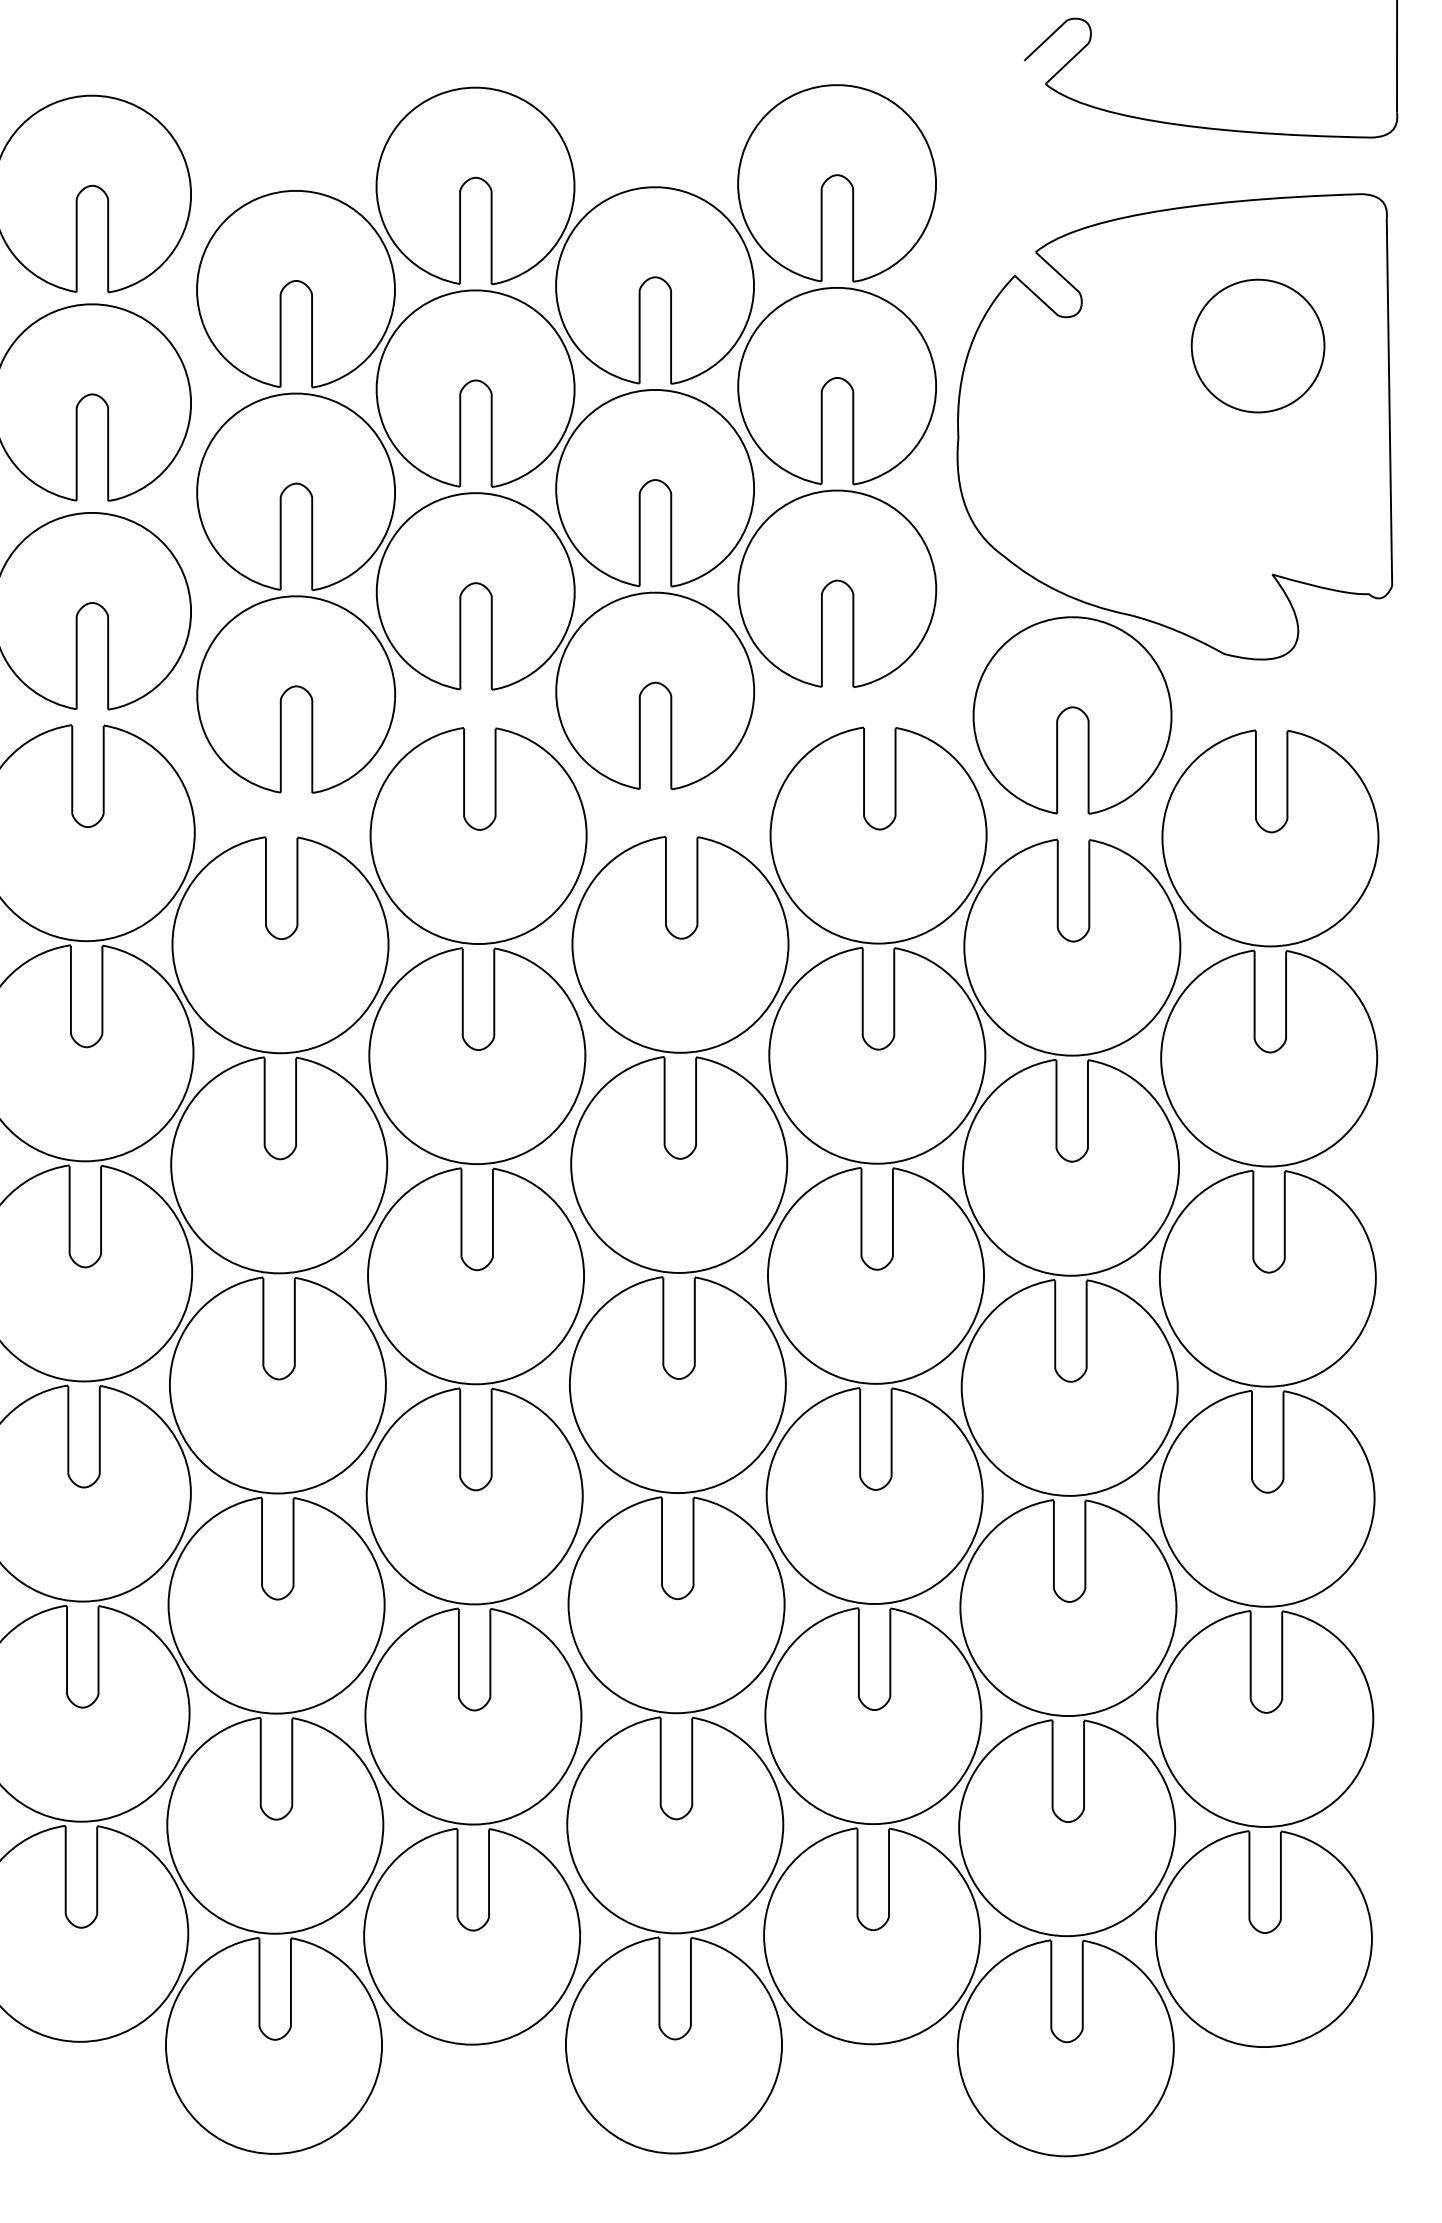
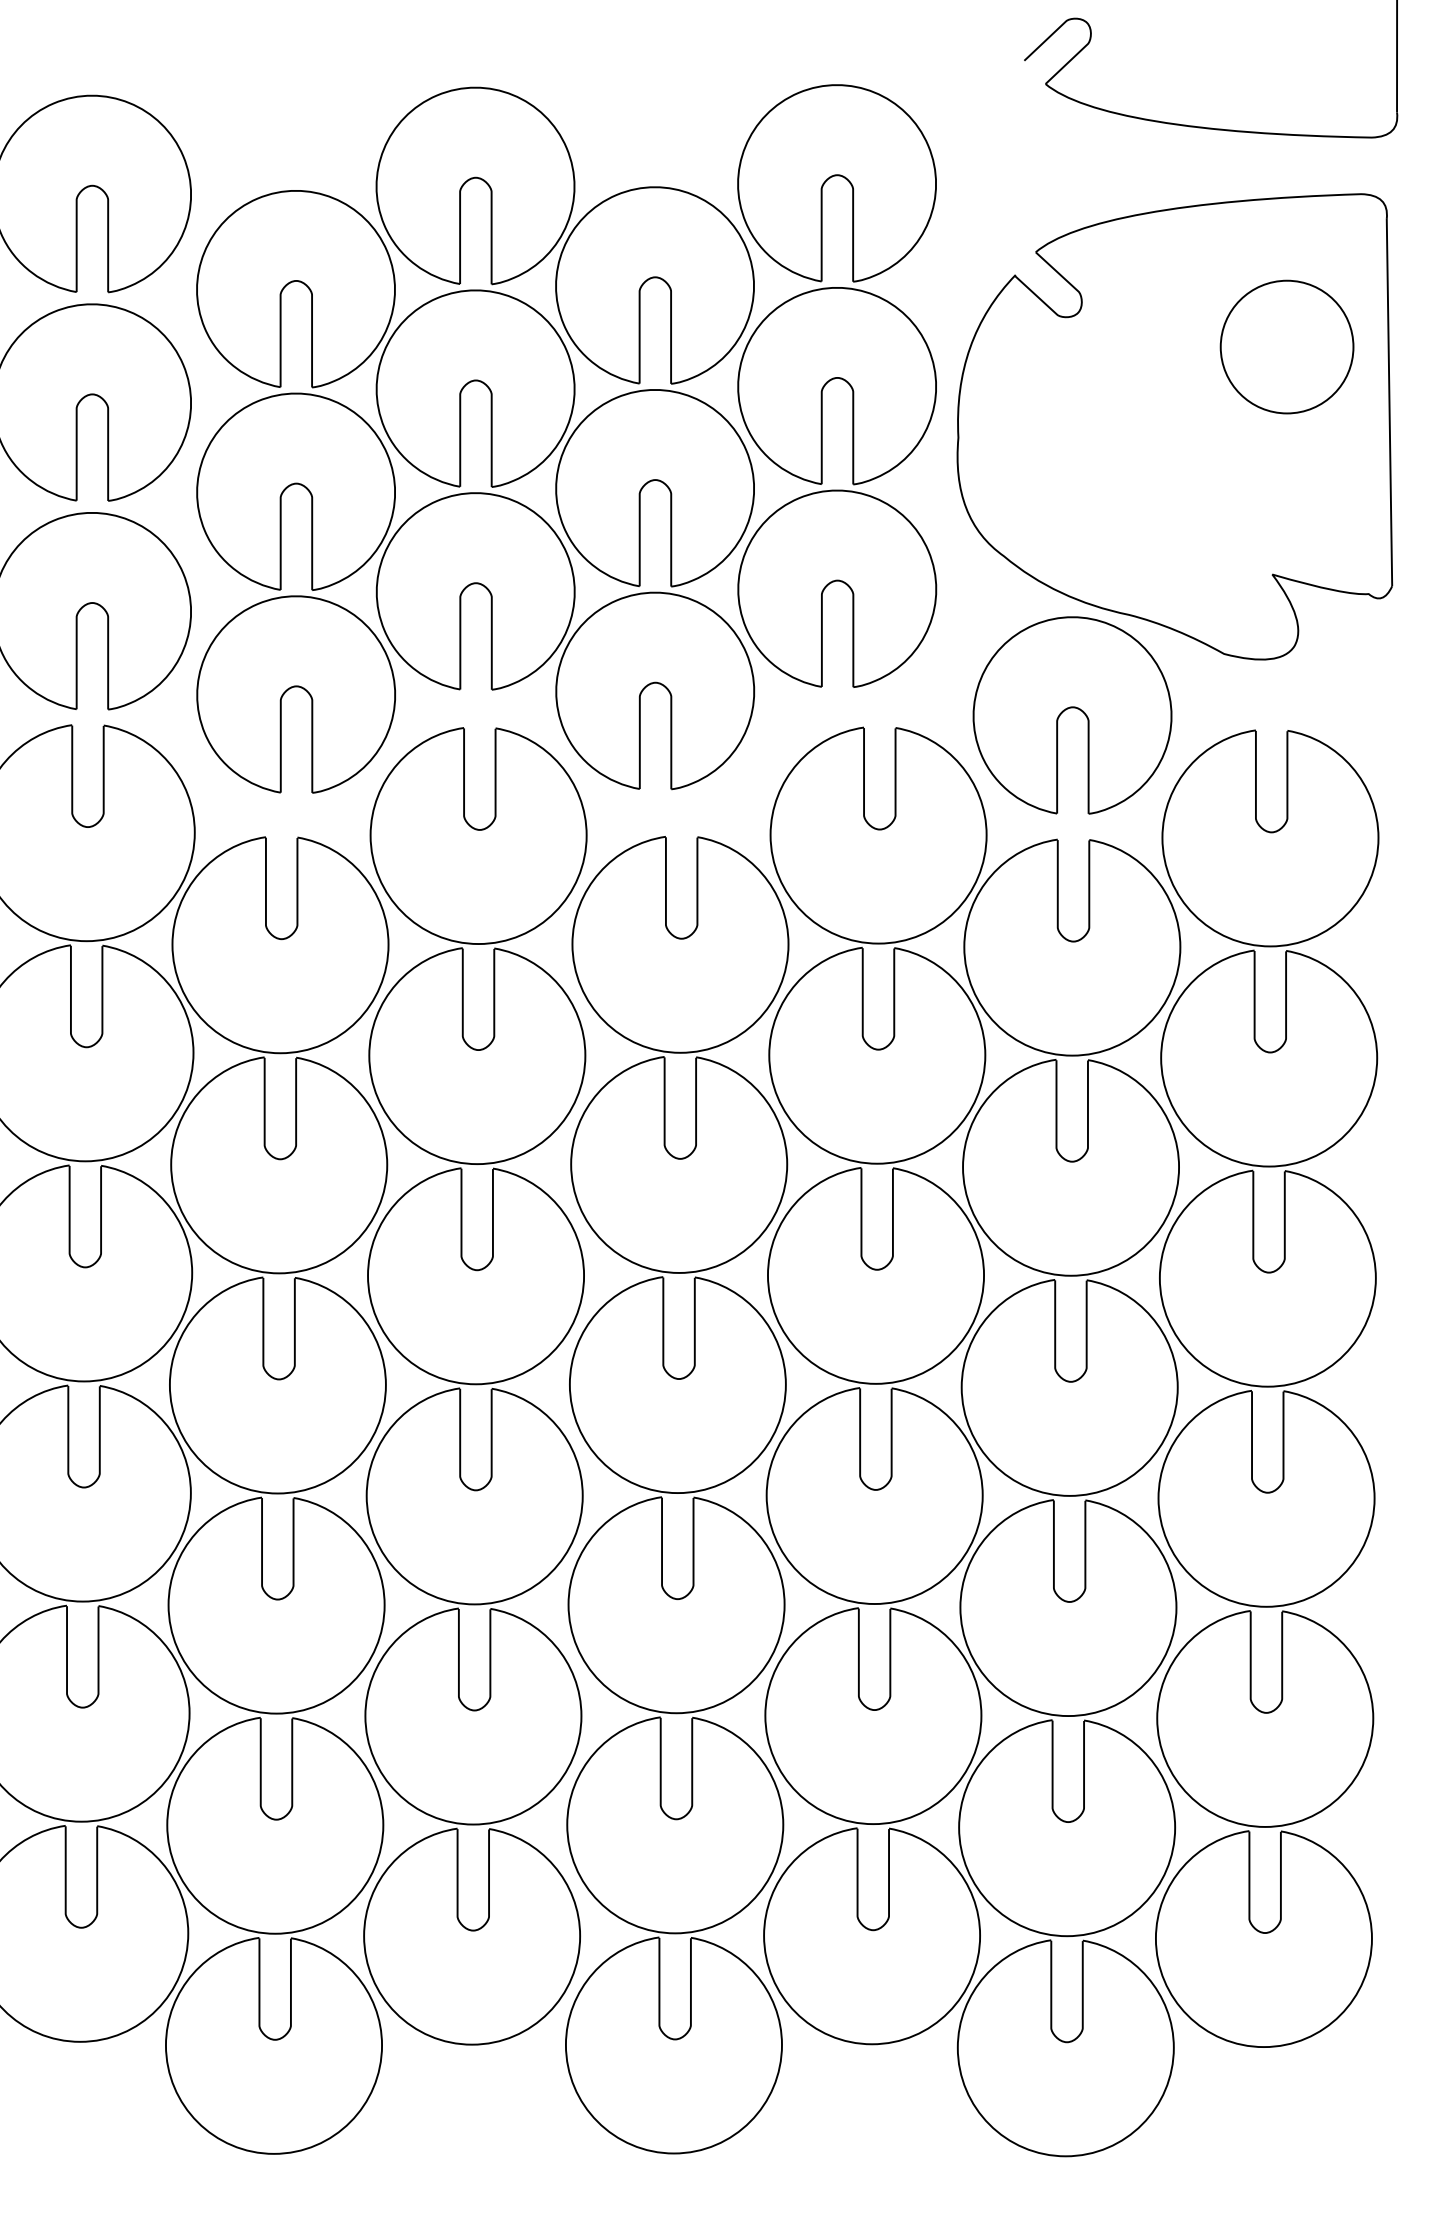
part position: (1257, 345) -> (1286, 346) (1286, 346)
